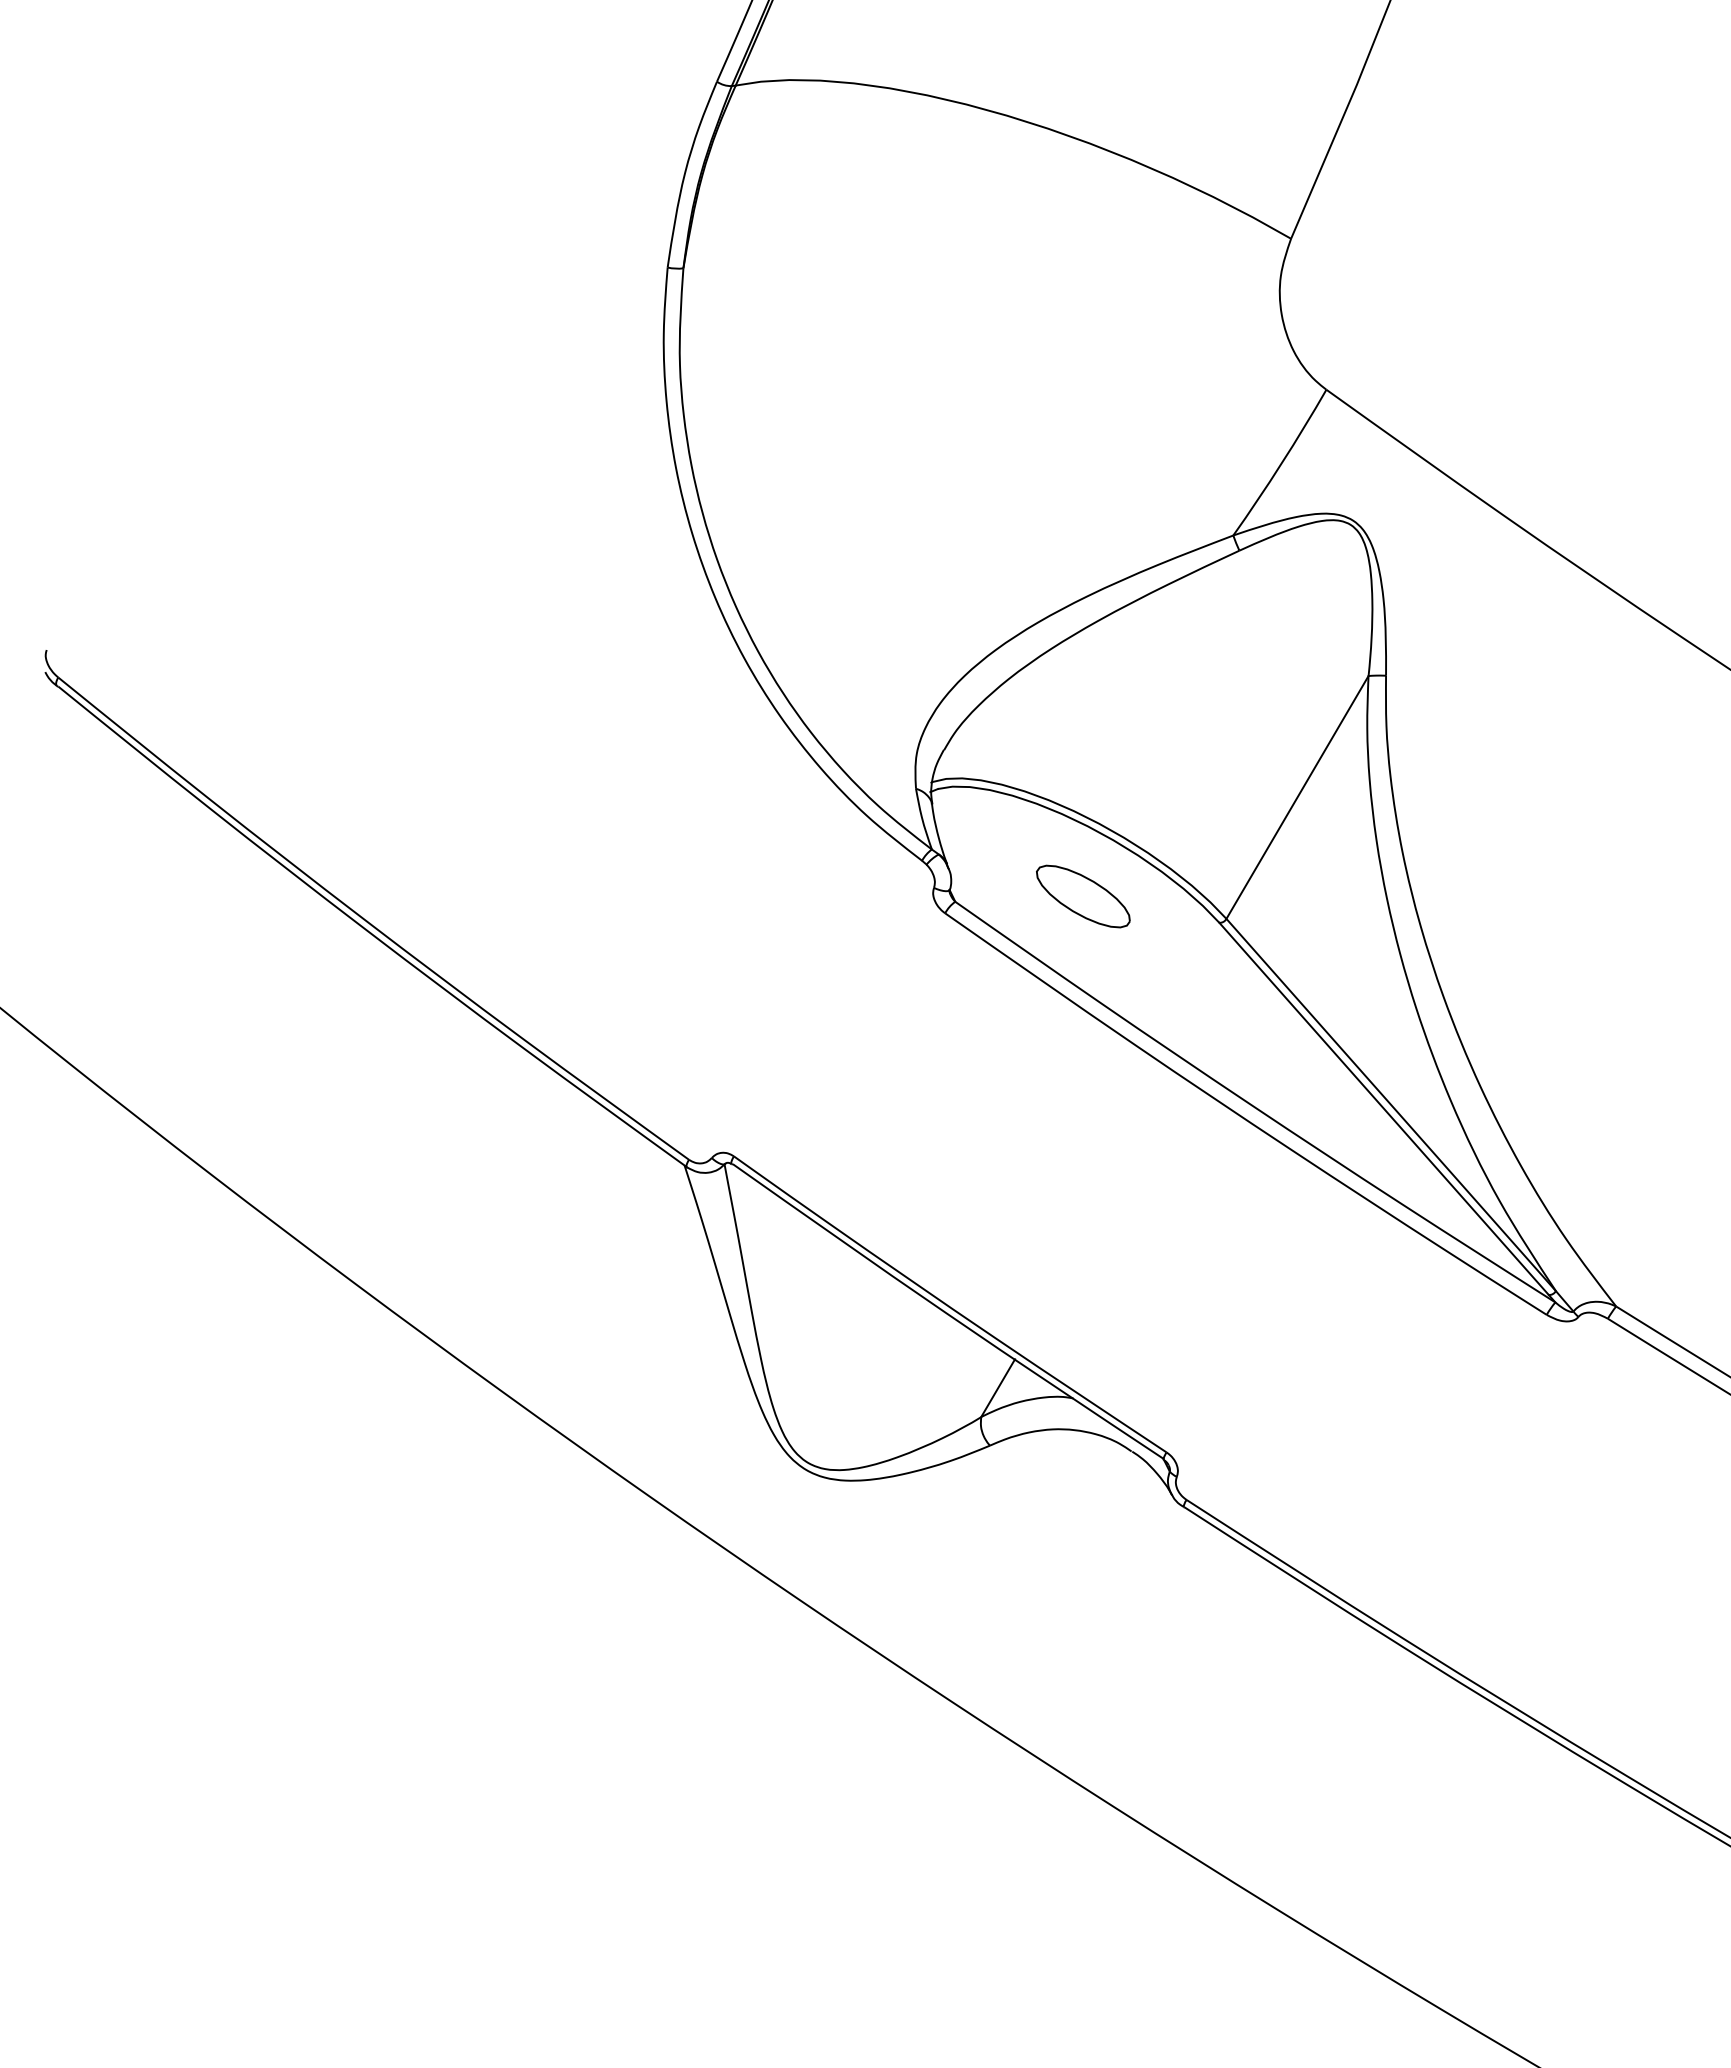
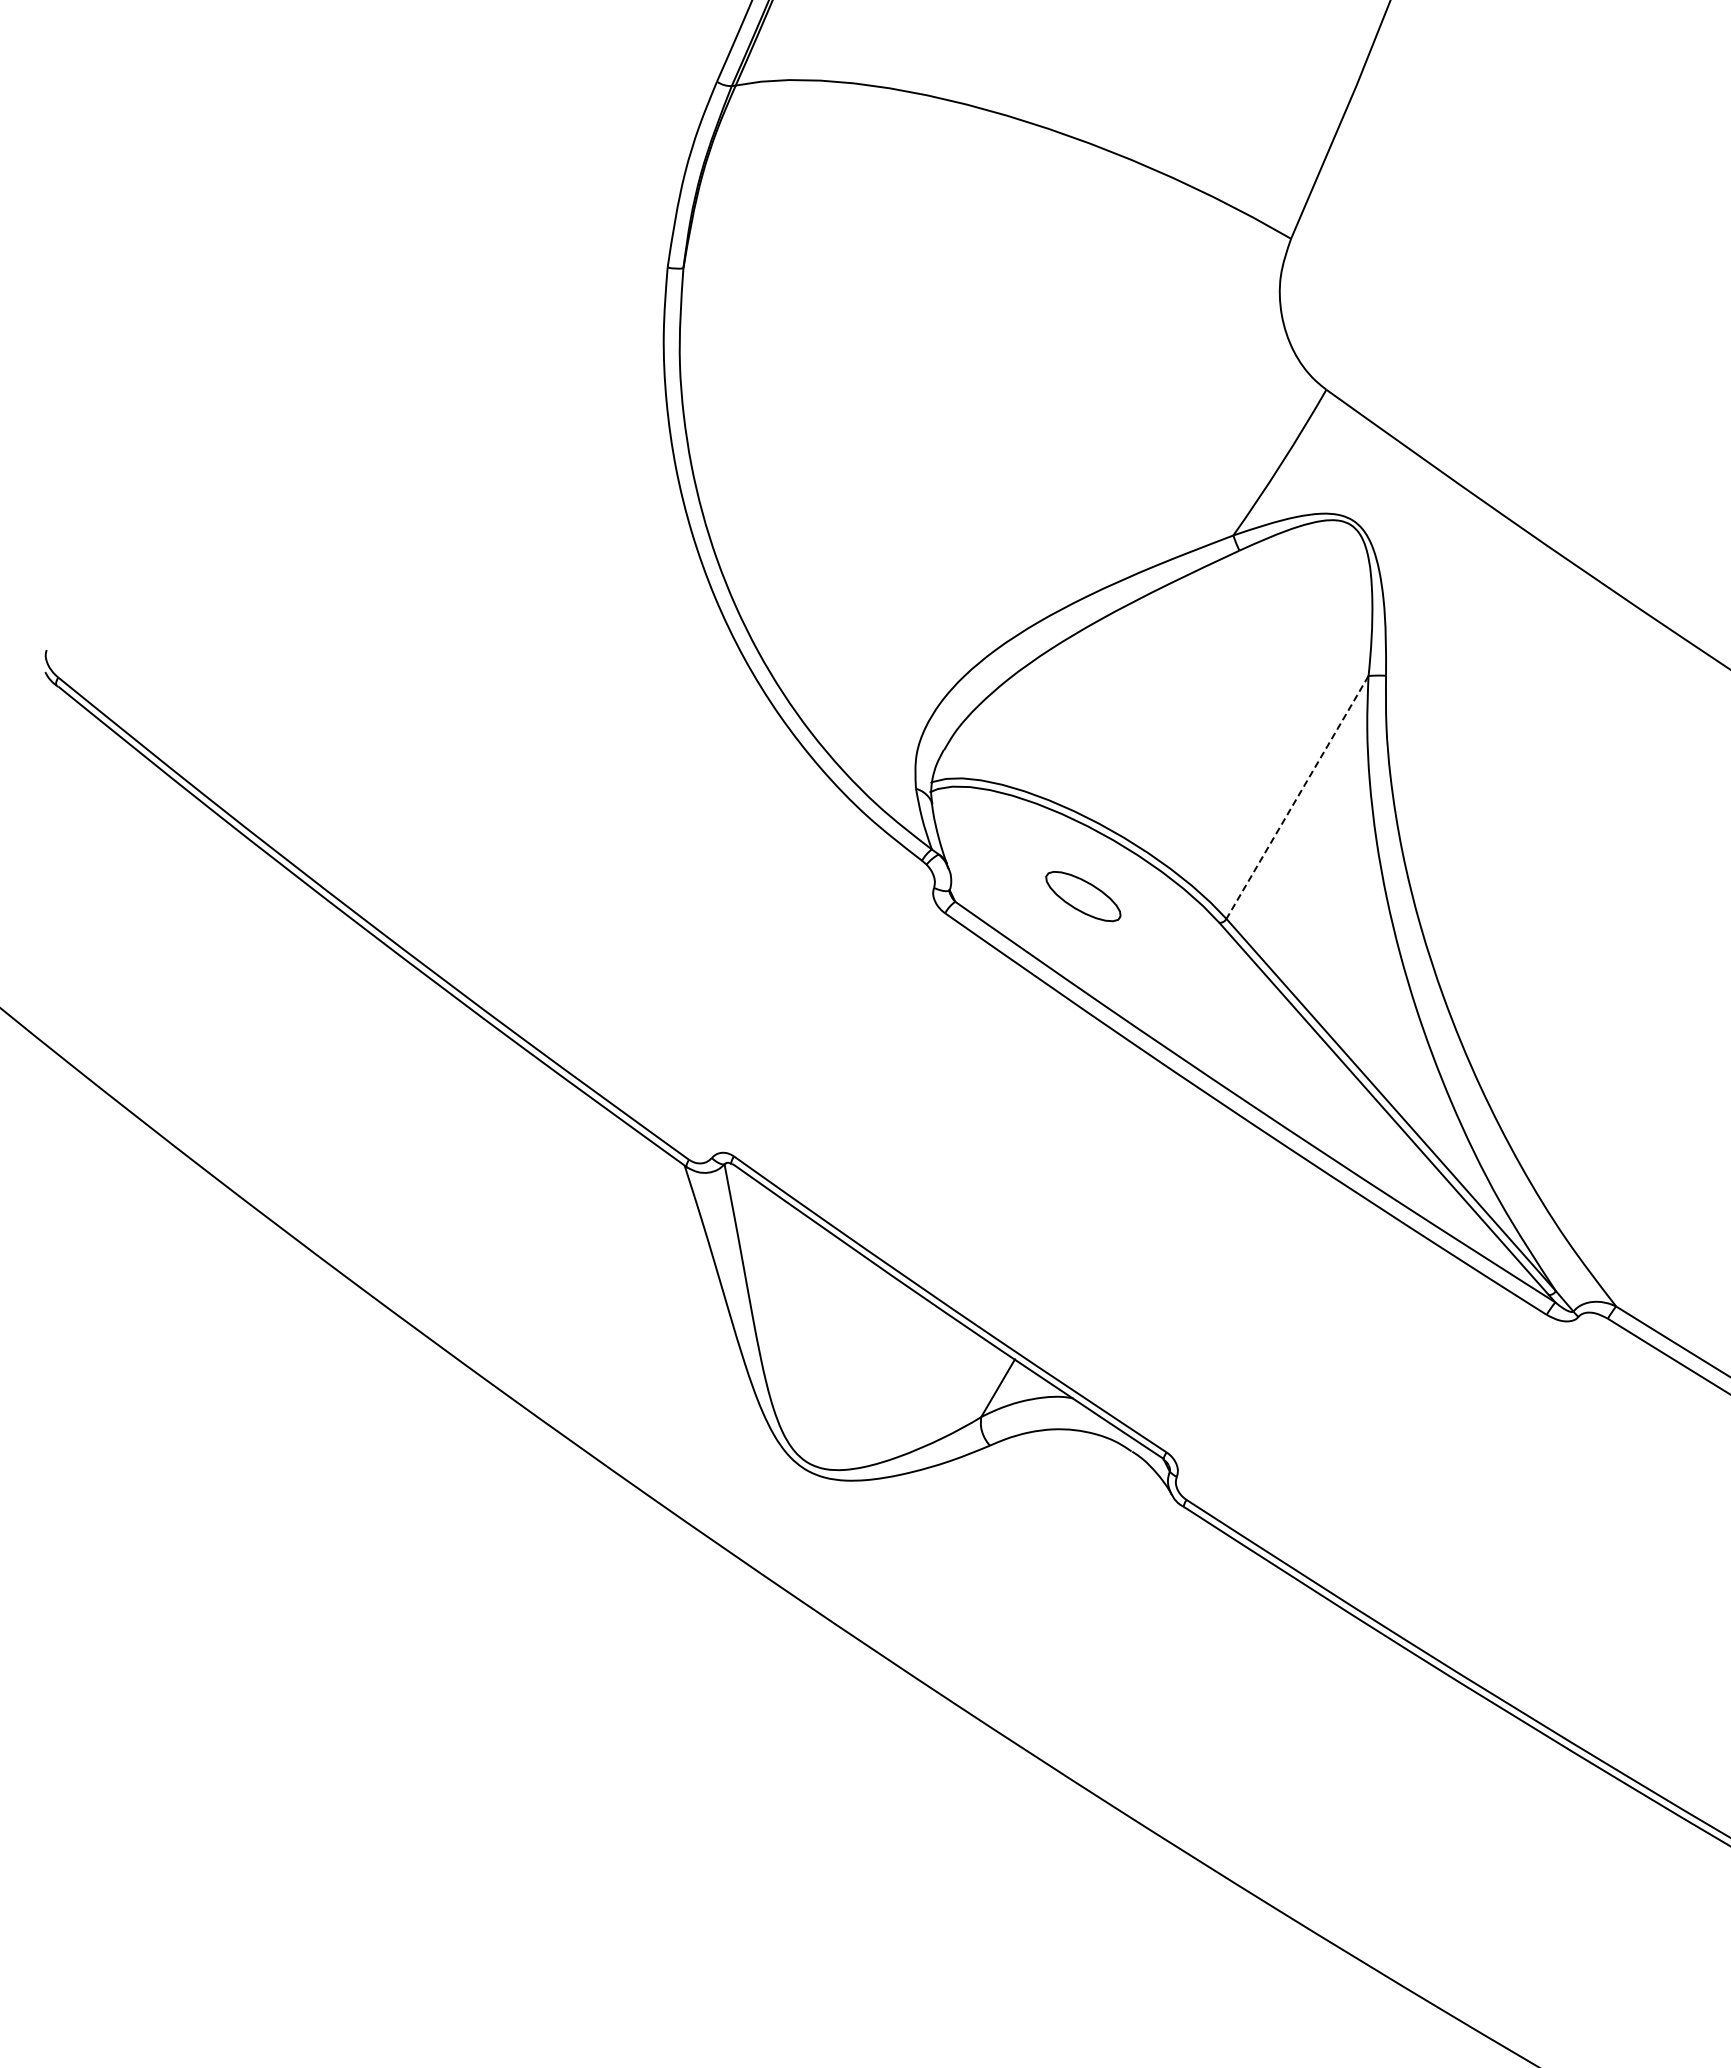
line: solid -> dashed (1297, 797)
part size: 95x65 px -> 77x52 px (1083, 896)
